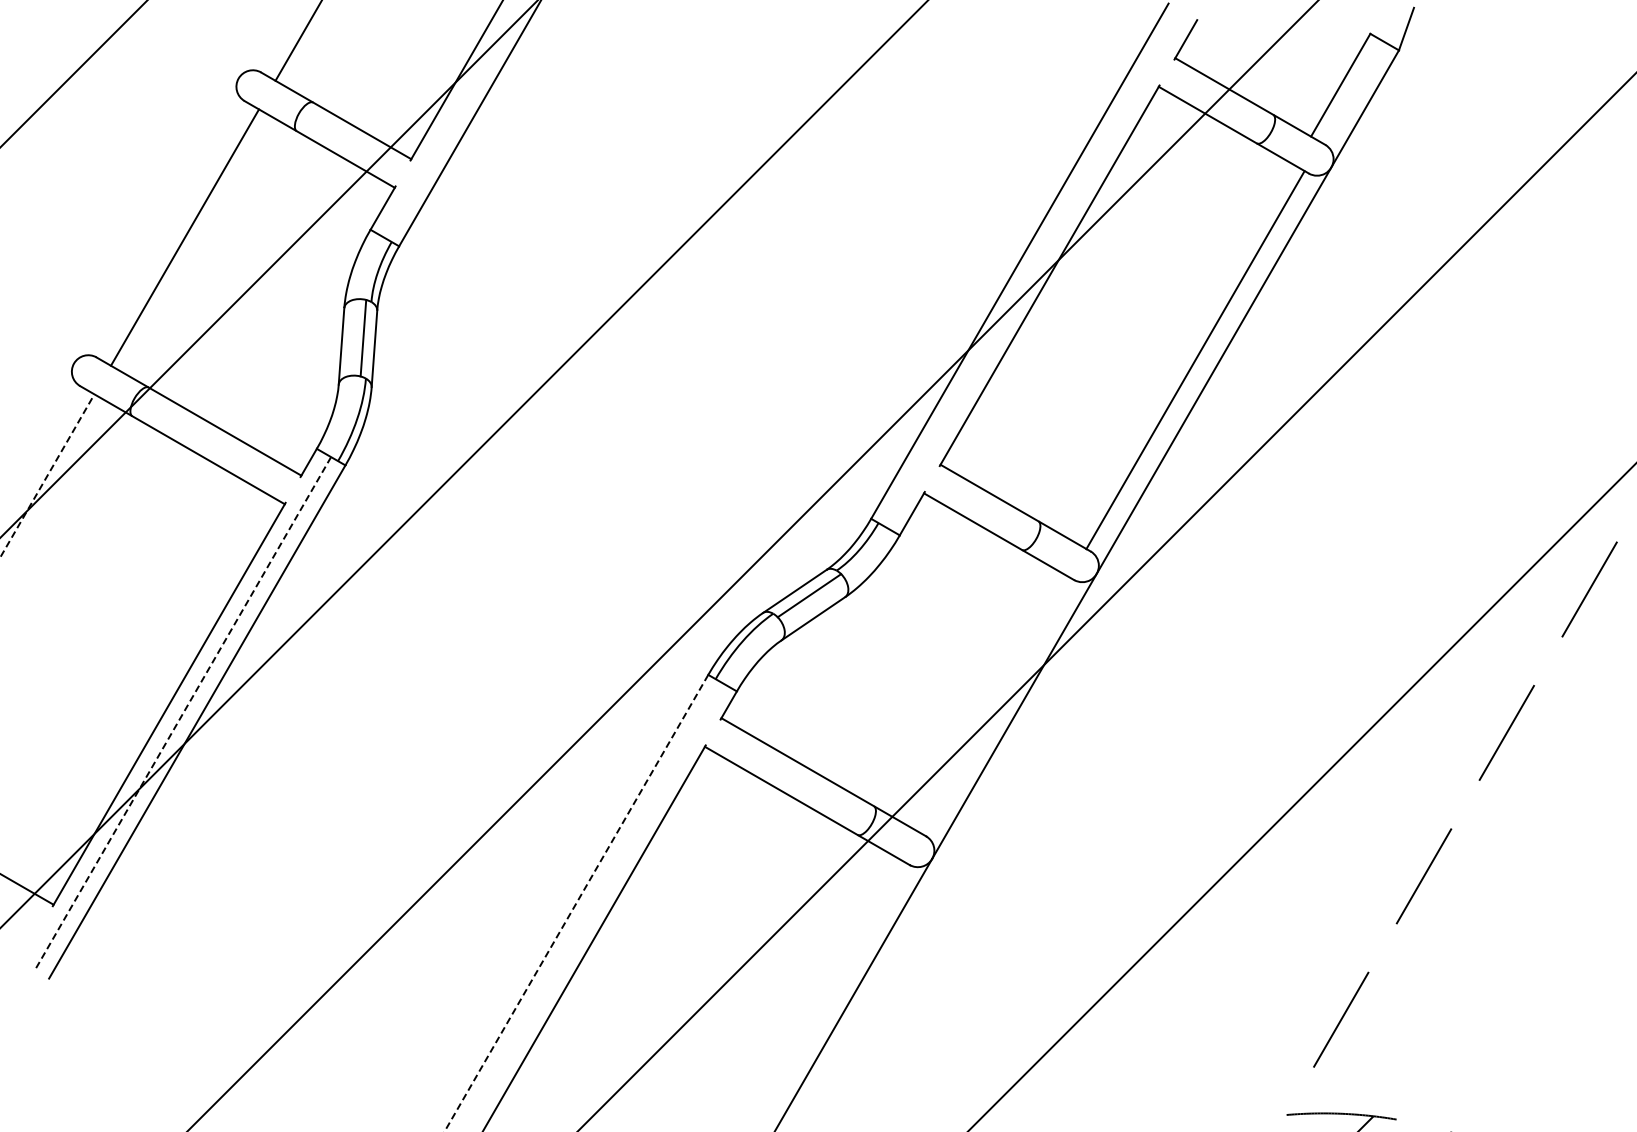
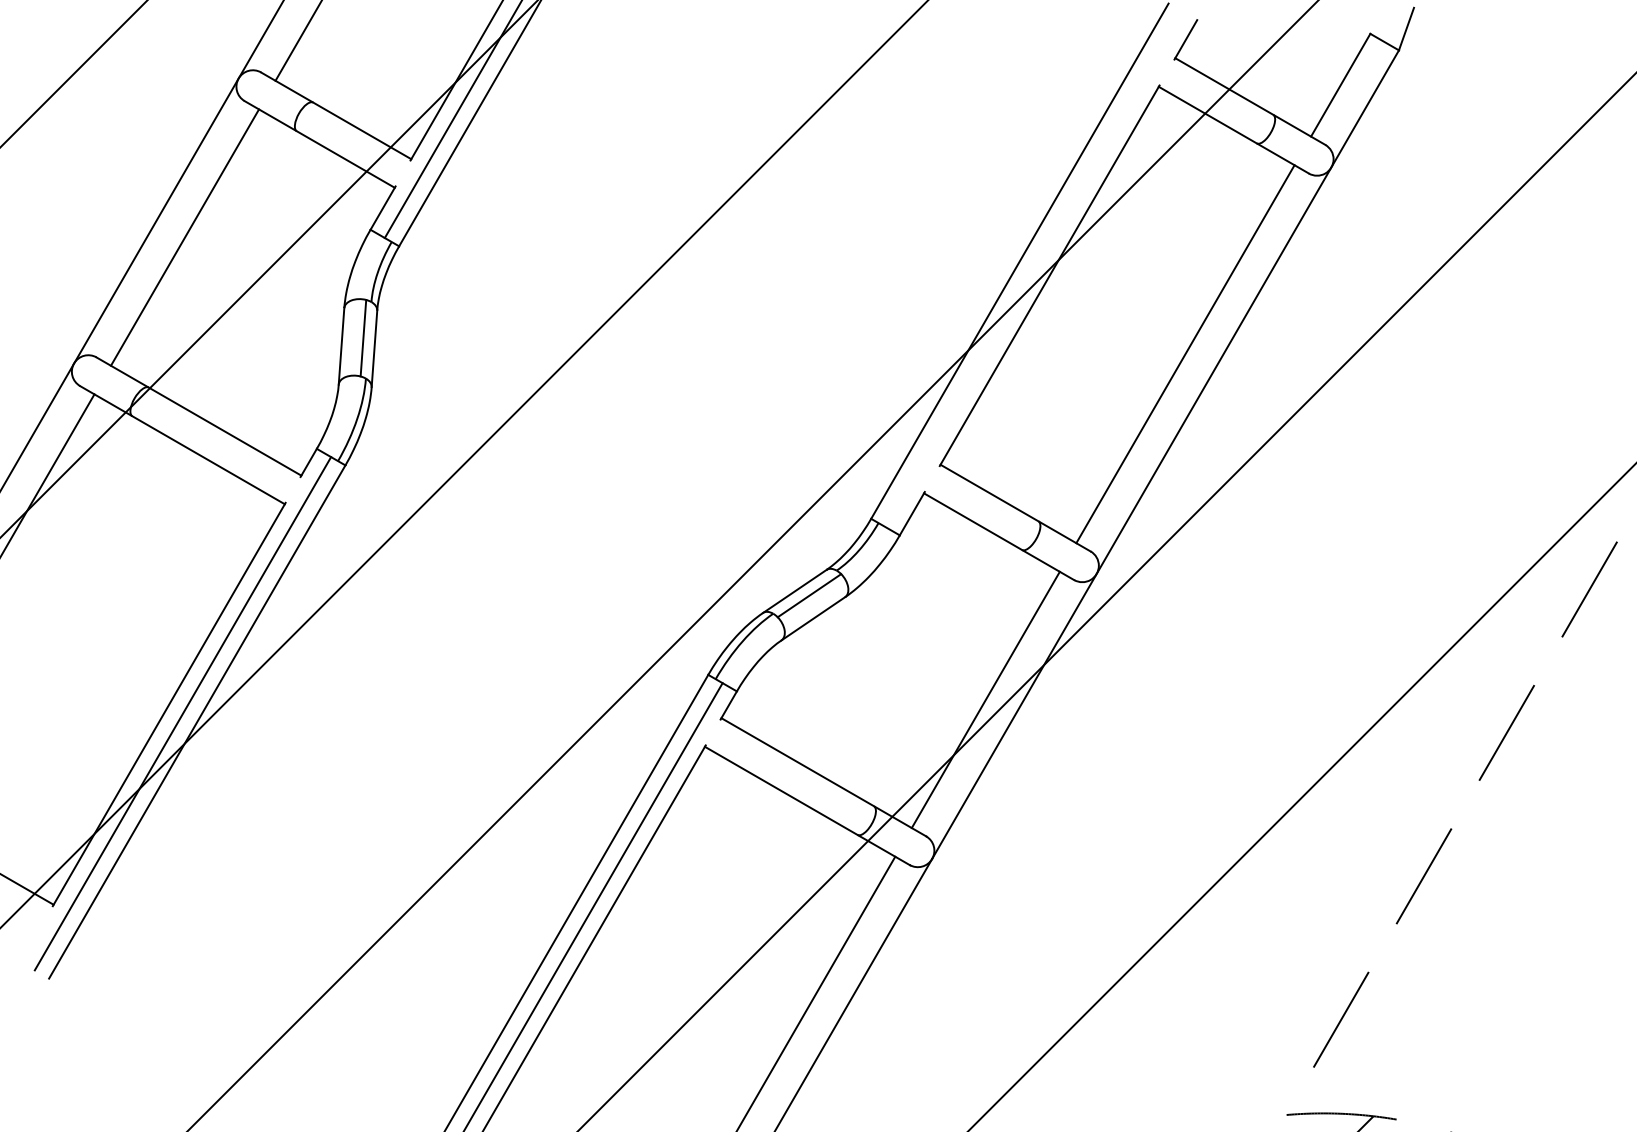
line: none -> present (452, 120)
line: none -> present (142, 244)
line position: (1195, 360) -> (1185, 354) (1185, 354)
line: dashed -> solid (47, 475)
line: none -> present (985, 699)
line: dashed -> solid (182, 714)
line: dashed -> solid (576, 903)
line: none -> present (593, 905)
line: none -> present (816, 992)
